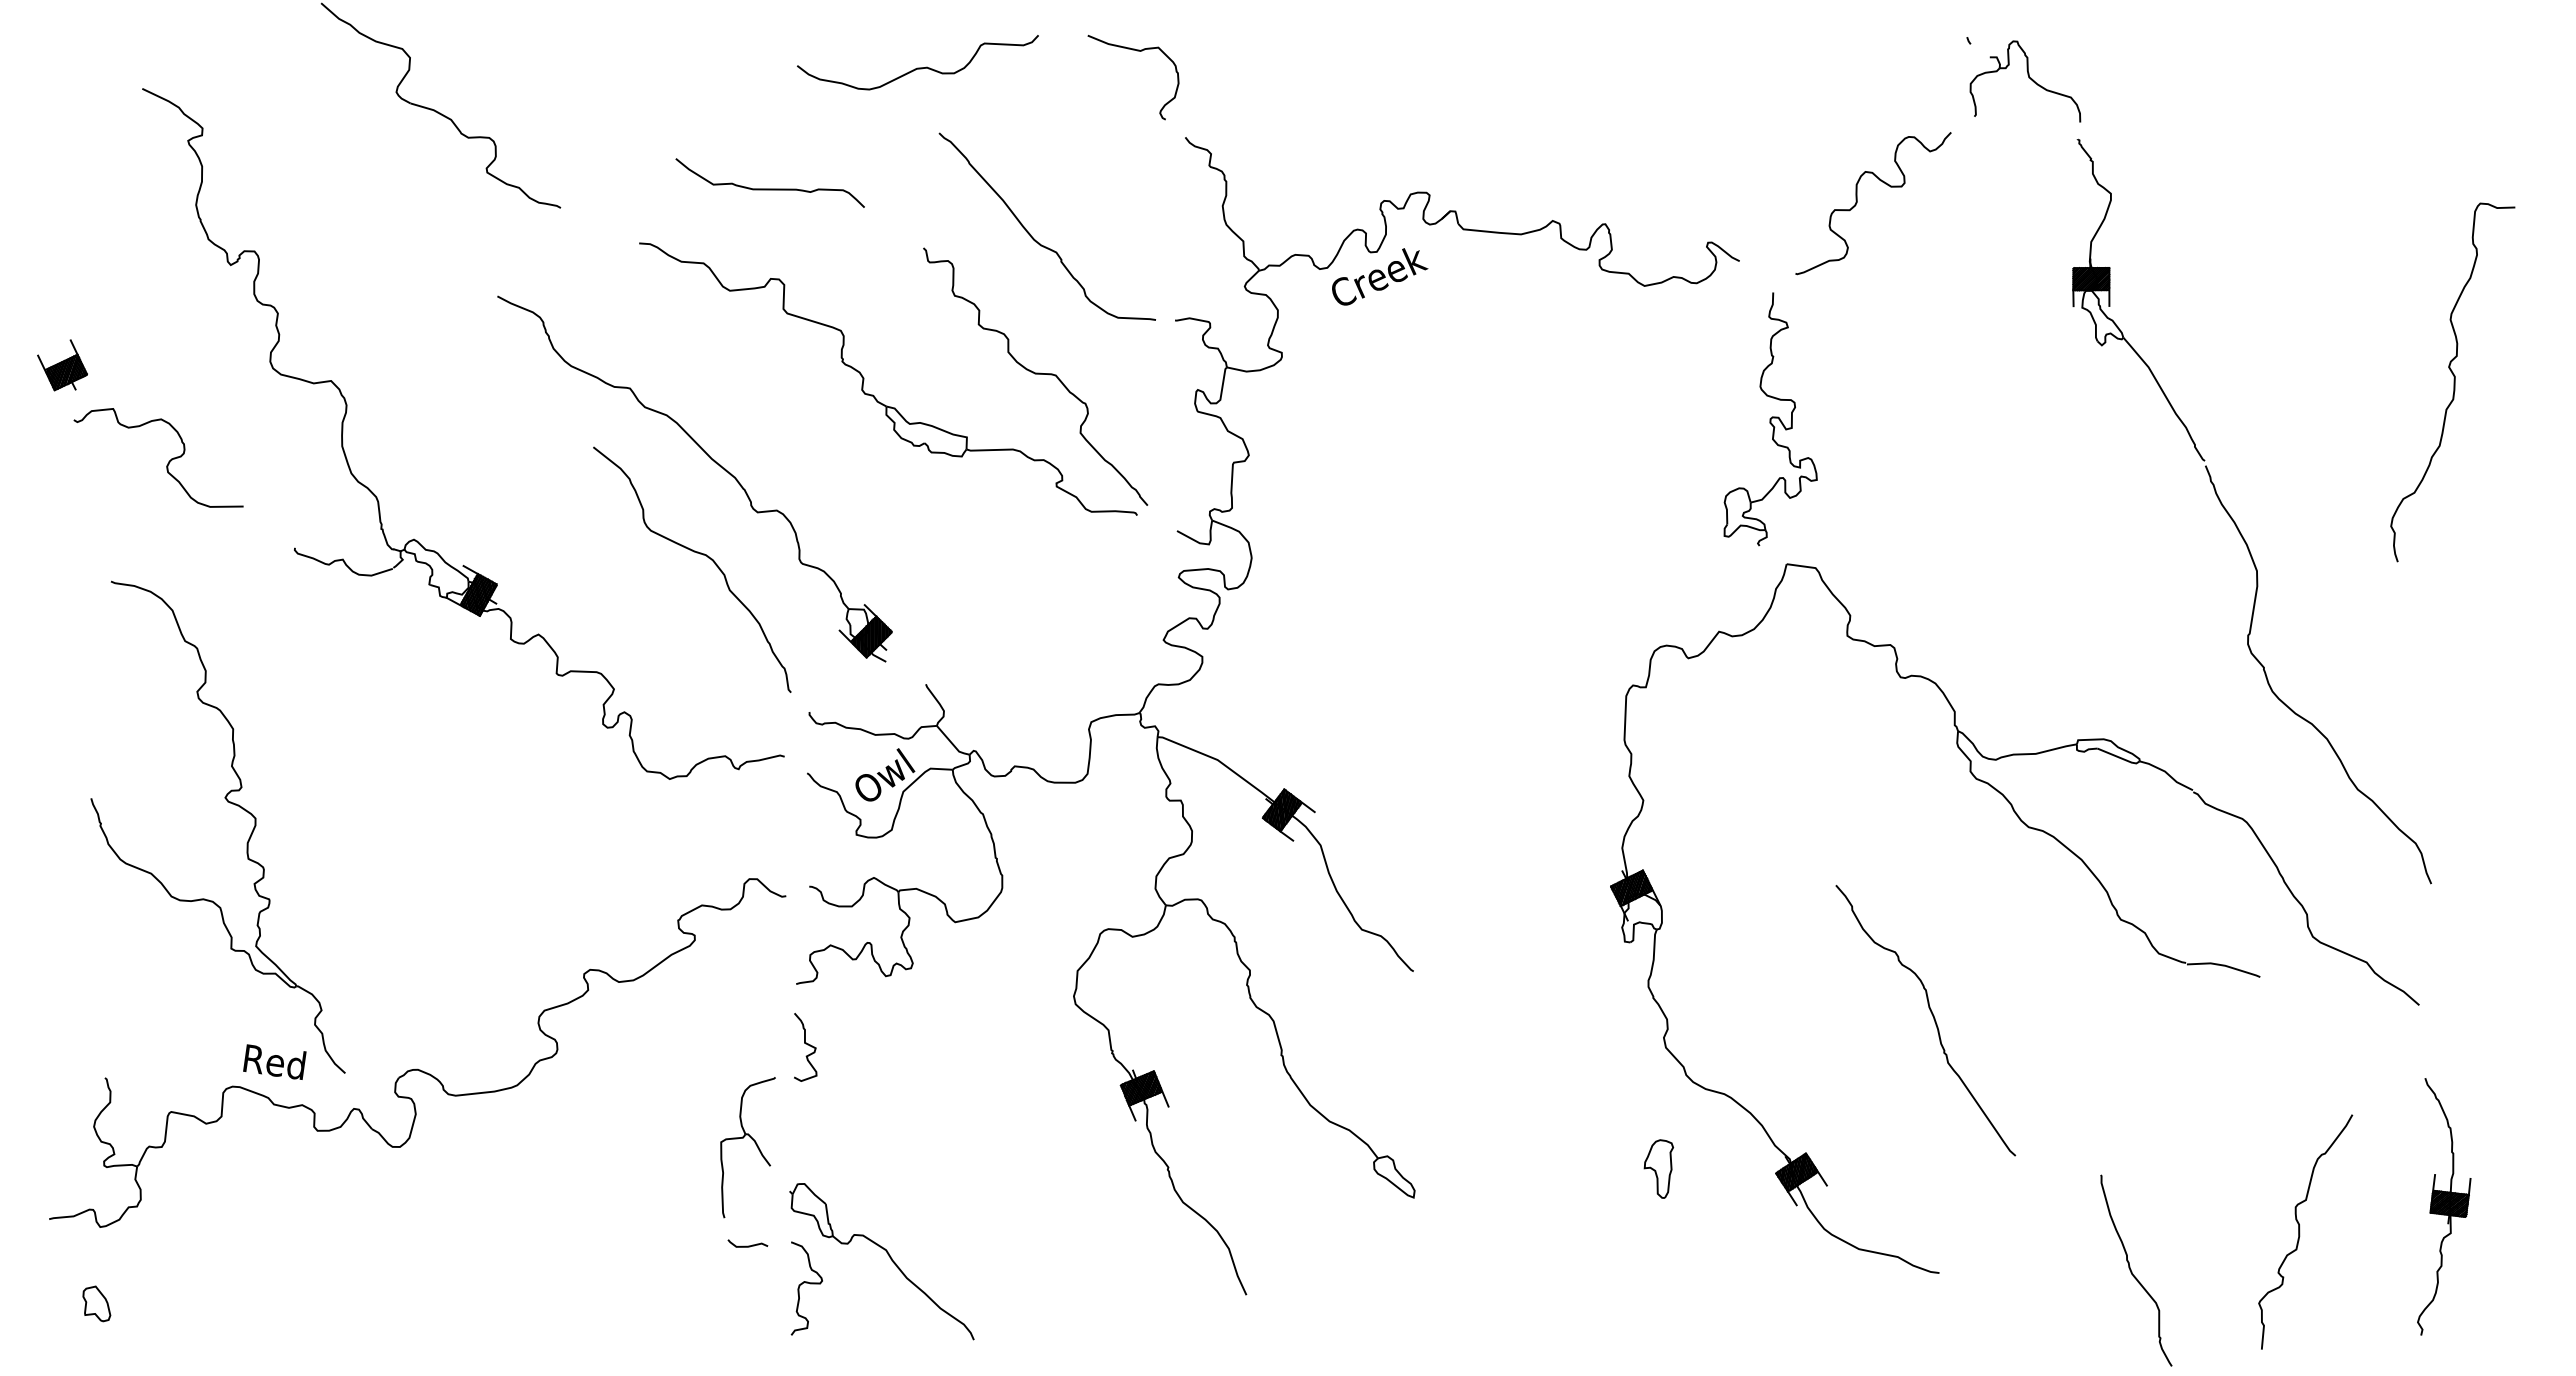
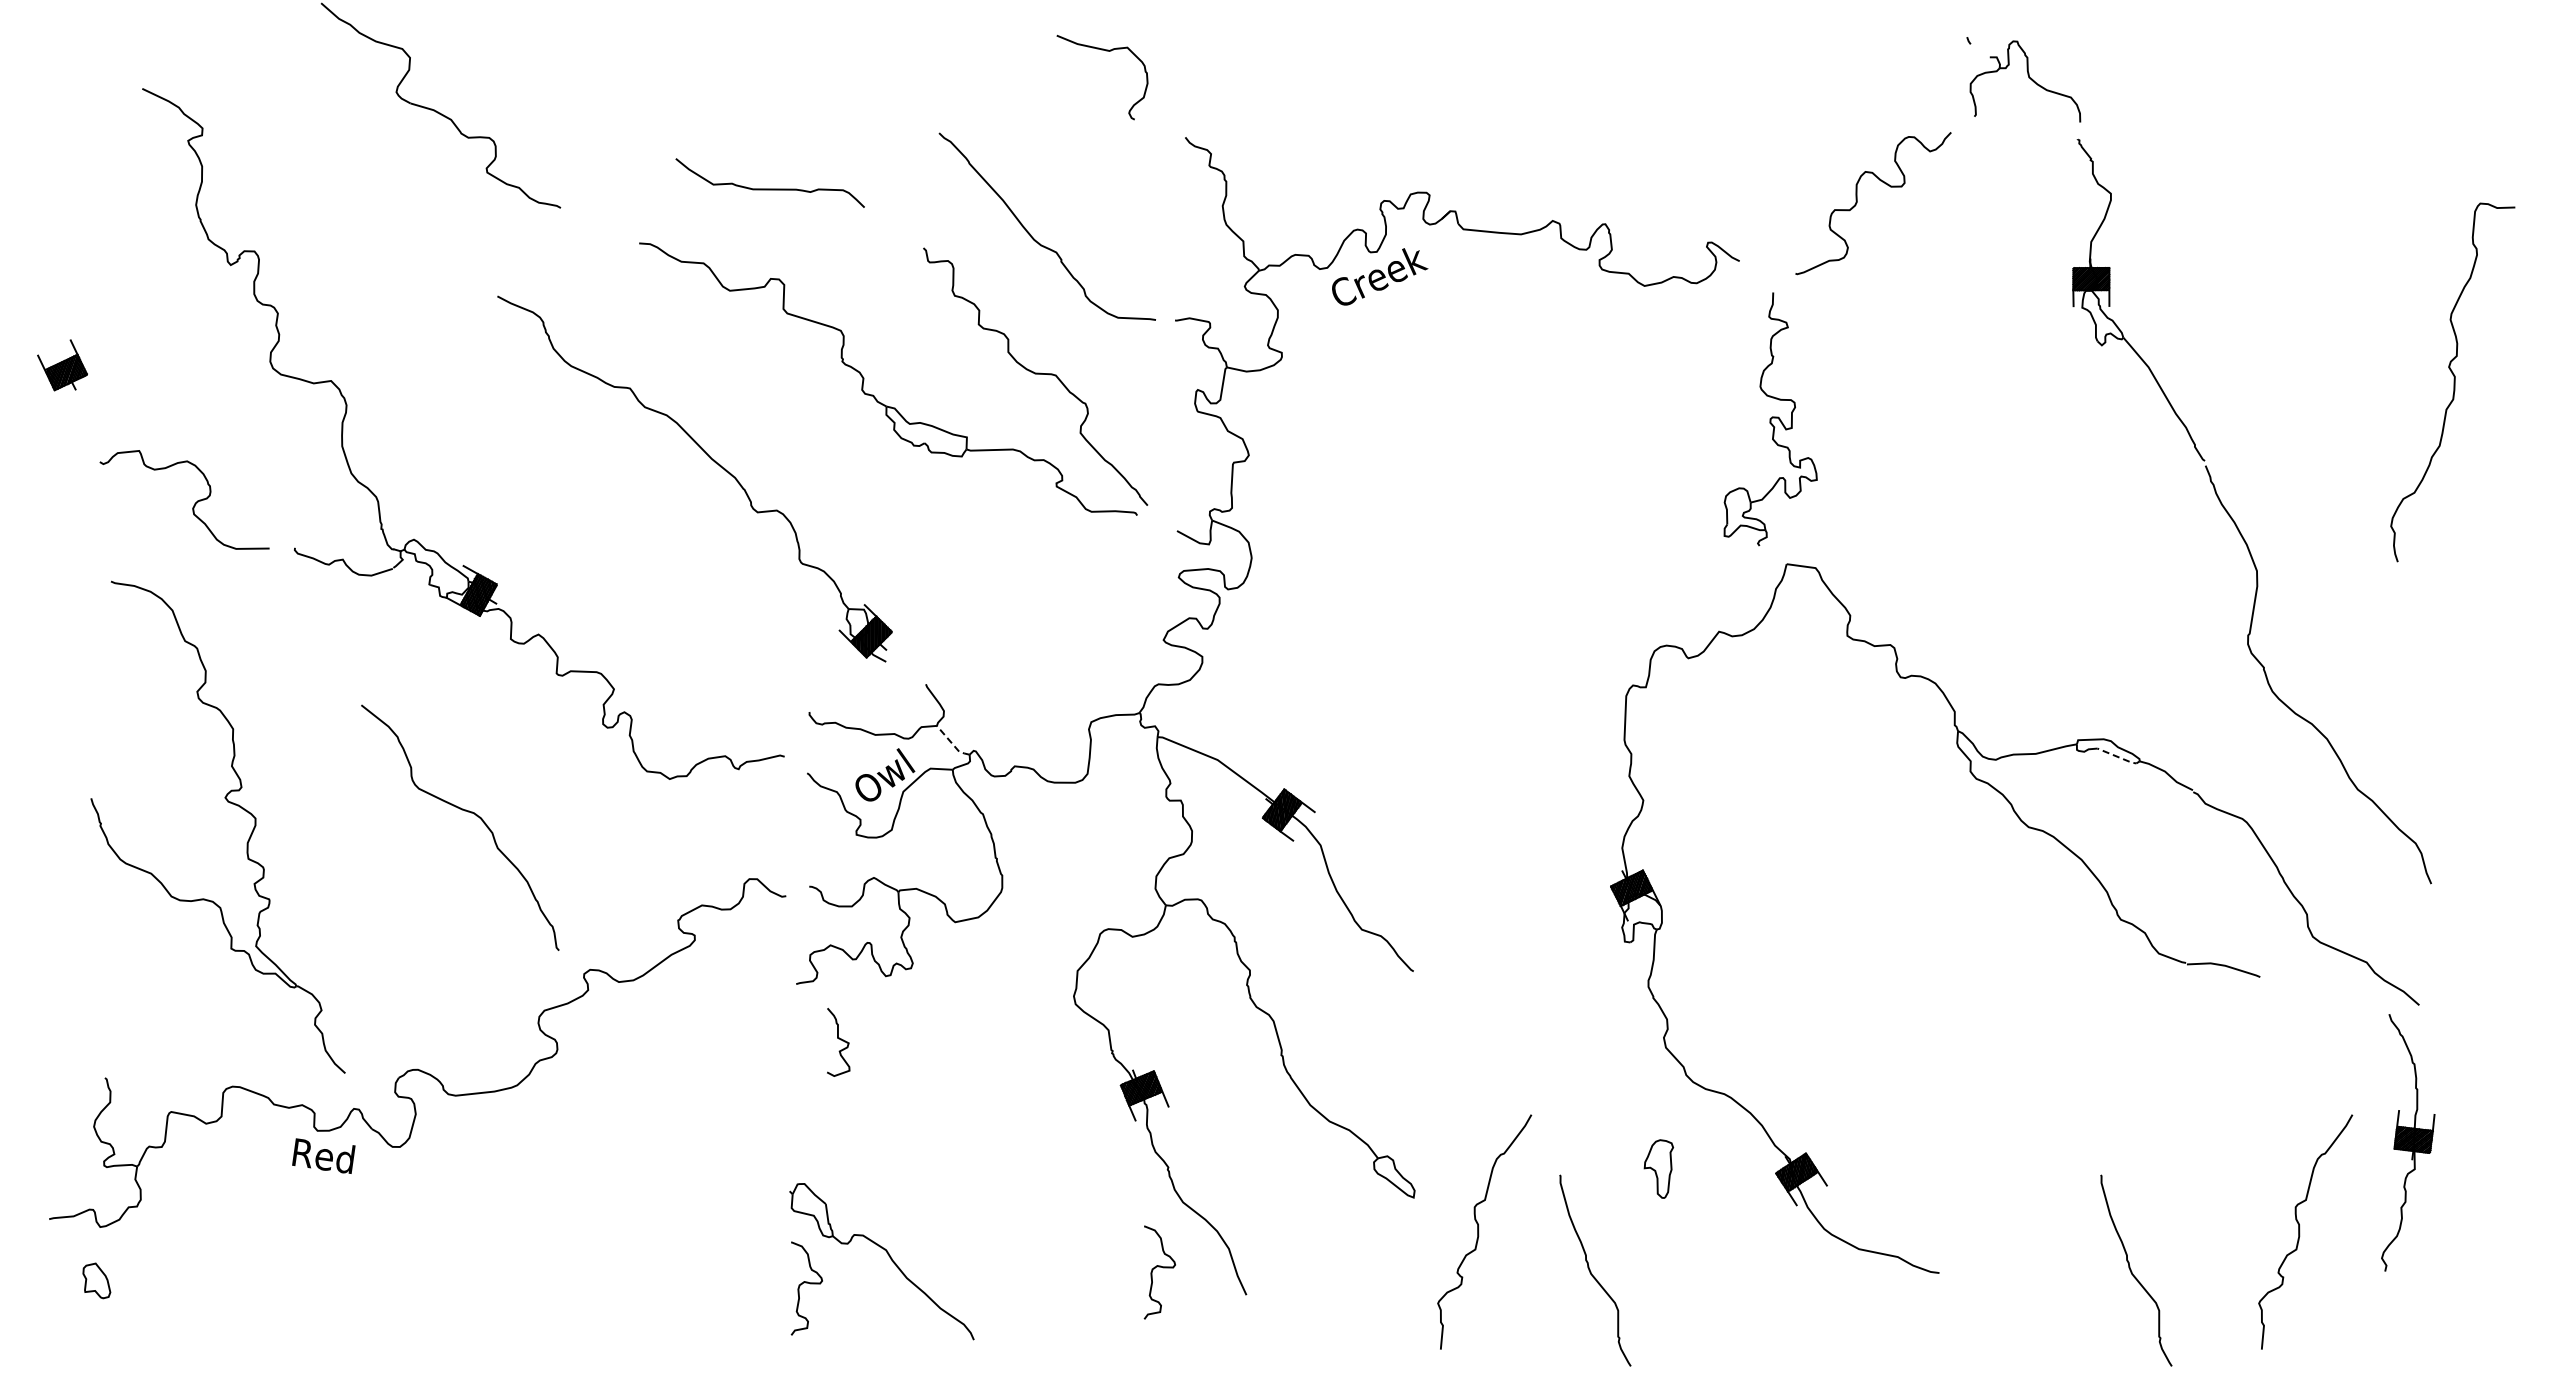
curve position: (1137, 51) -> (1106, 51) (1106, 51)
curve: present -> none (917, 67)
curve position: (168, 461) -> (194, 503) (194, 503)
curve position: (696, 553) -> (464, 811) (464, 811)
line: solid -> dashed (952, 743)
line: solid -> dashed (2119, 757)
curve: present -> none (1932, 1016)
curve position: (807, 1045) -> (840, 1040) (840, 1040)
text position: (274, 1061) -> (323, 1155) (323, 1155)
part: present -> none (753, 1141)
part position: (2444, 1206) -> (2408, 1142) (2408, 1142)
curve: none -> present (1479, 1231)
curve: present -> none (747, 1245)
curve: none -> present (1159, 1267)
curve: none -> present (1591, 1271)
part position: (96, 1303) -> (96, 1280) (96, 1280)
